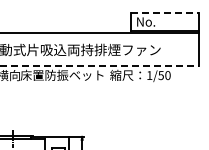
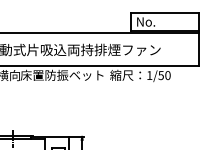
line: dashed -> solid (165, 13)
line: dashed -> solid (99, 65)
